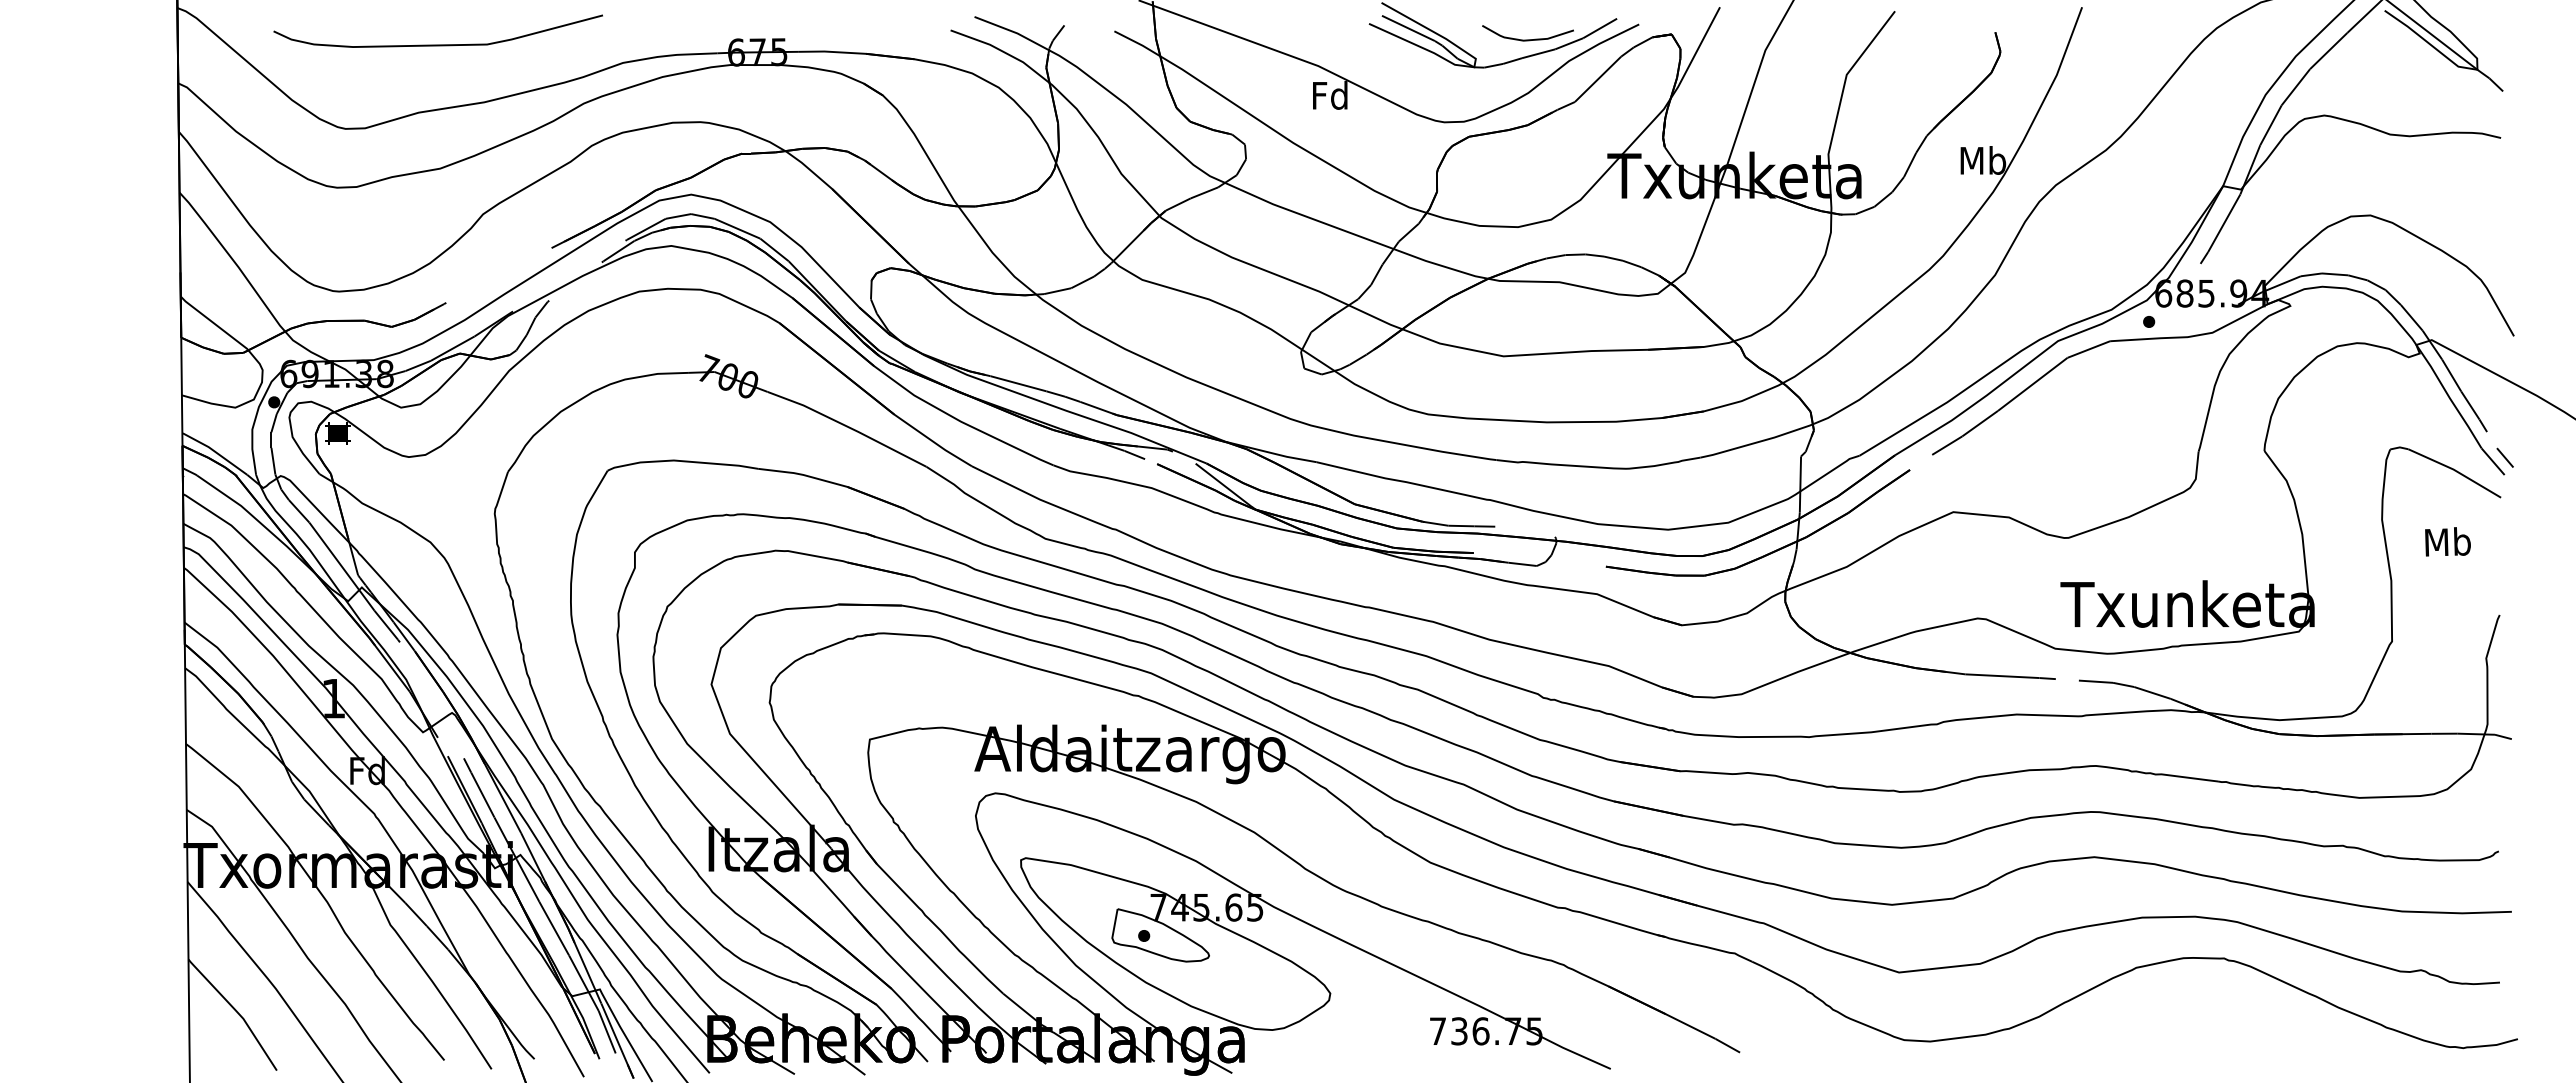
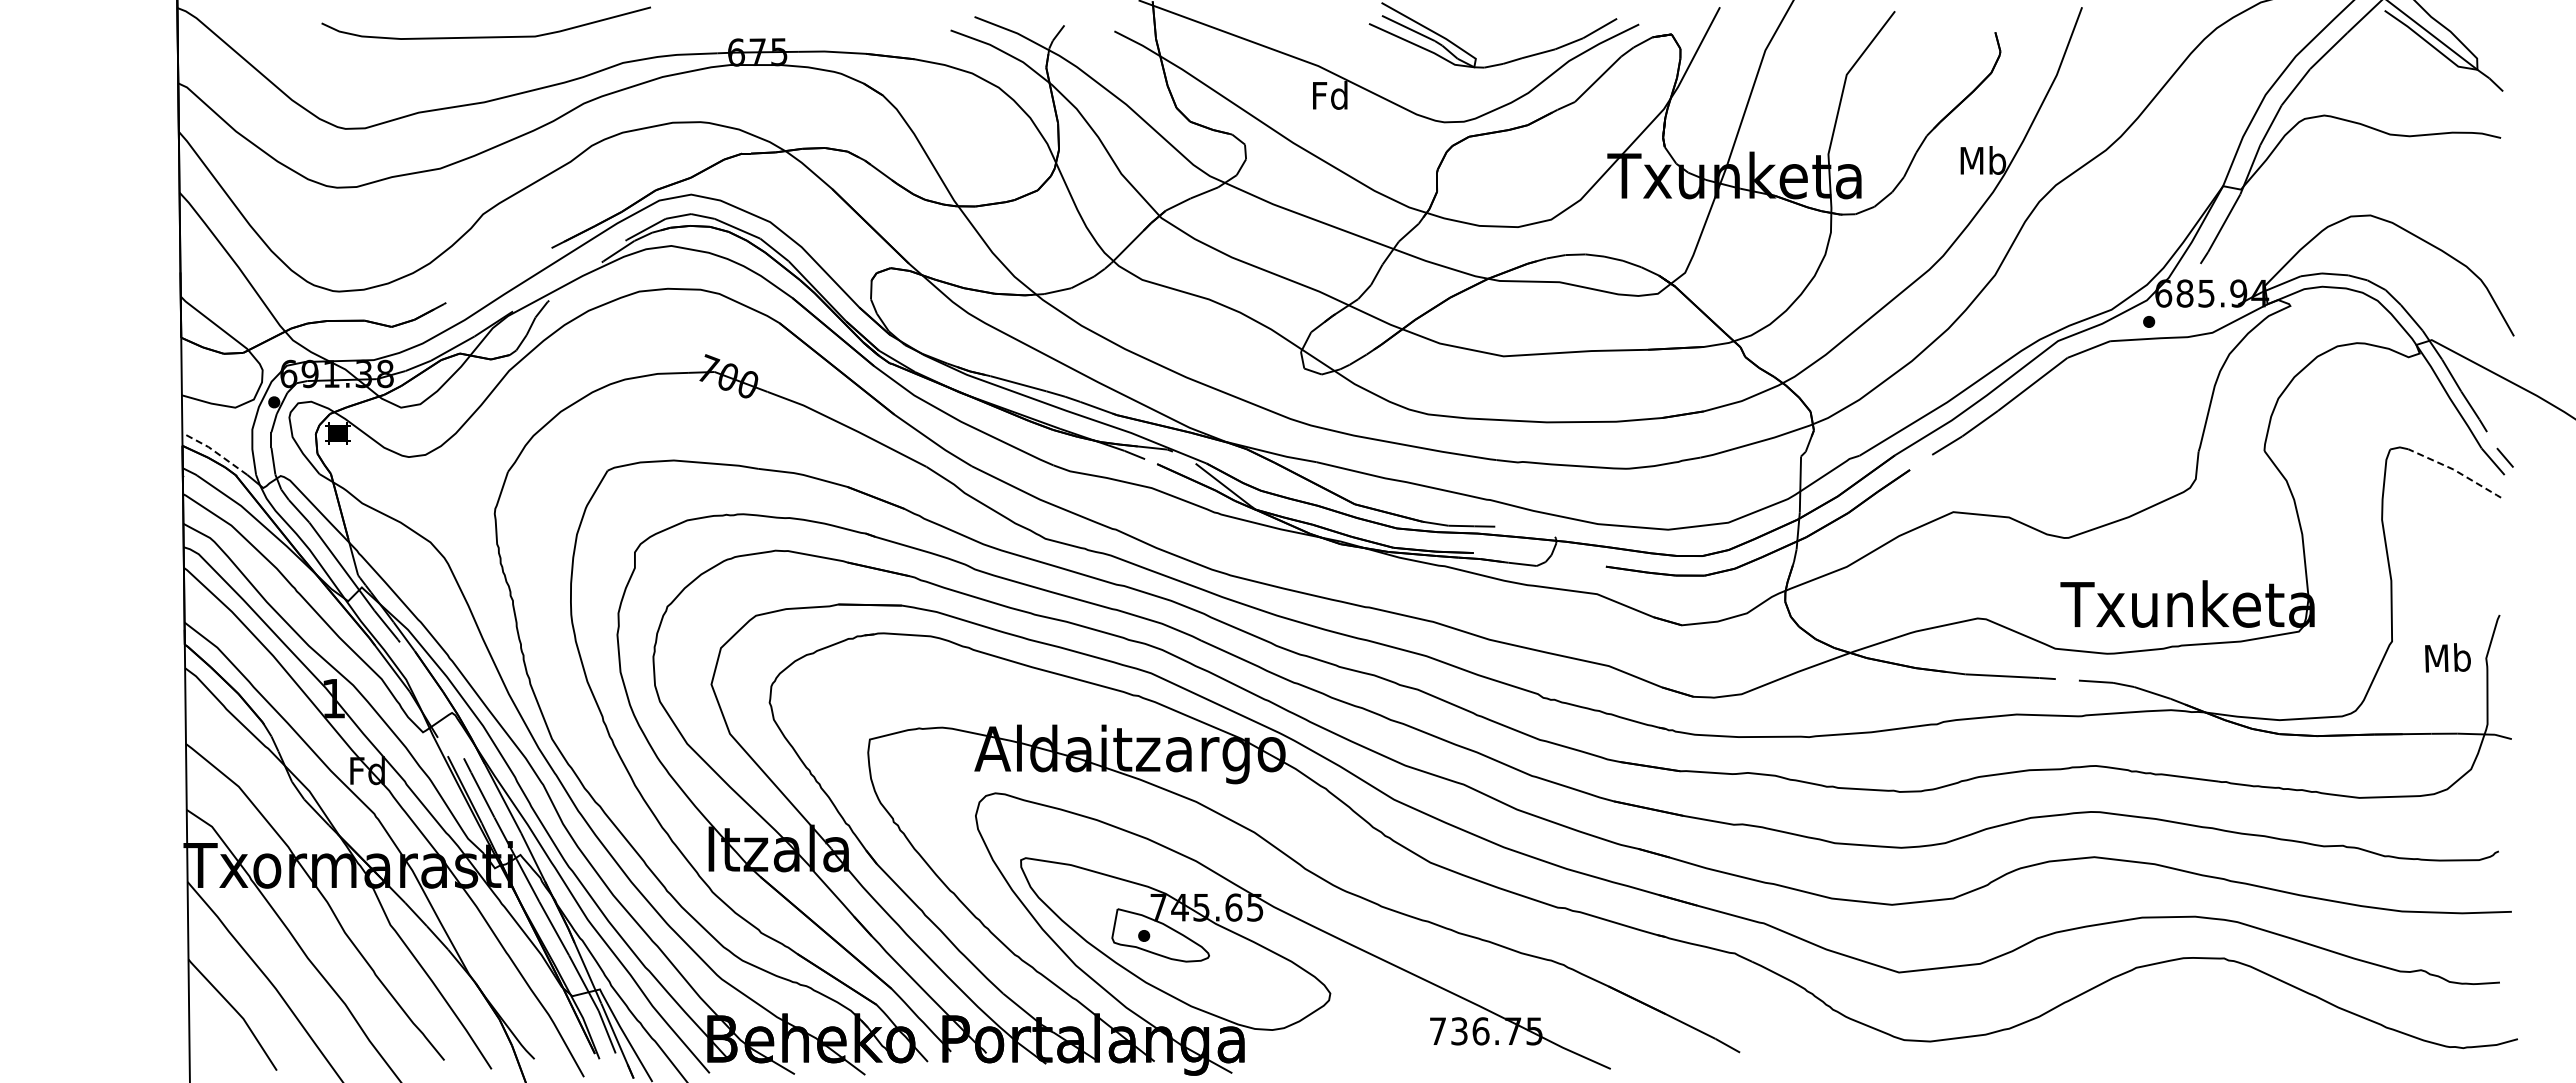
curve: present -> none (1527, 39)
curve position: (437, 44) -> (485, 36) (485, 36)
line: solid -> dashed (215, 451)
line: solid -> dashed (2456, 471)
text position: (2447, 541) -> (2447, 657) (2447, 657)
